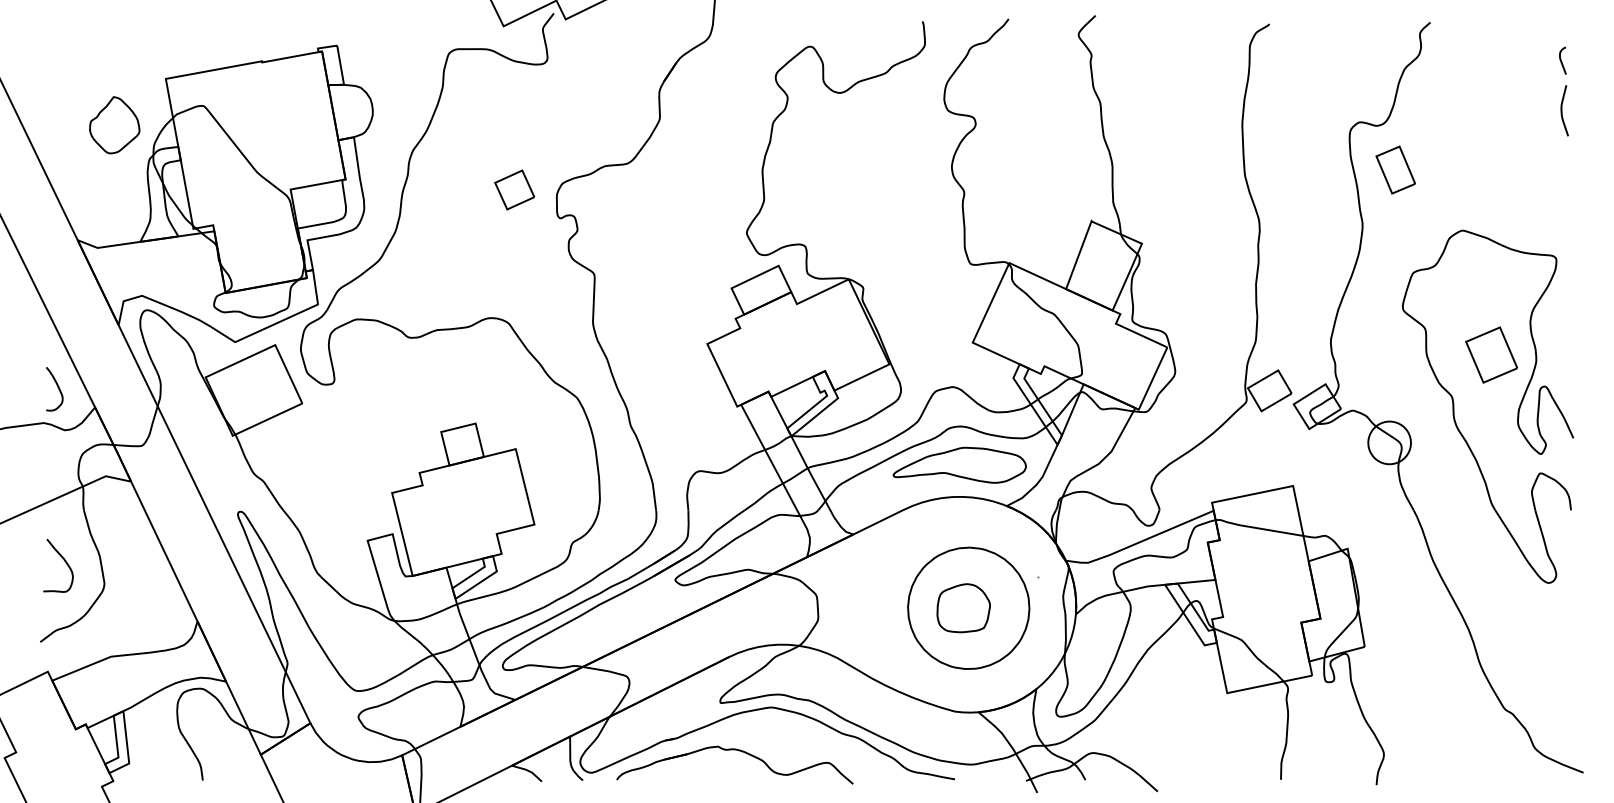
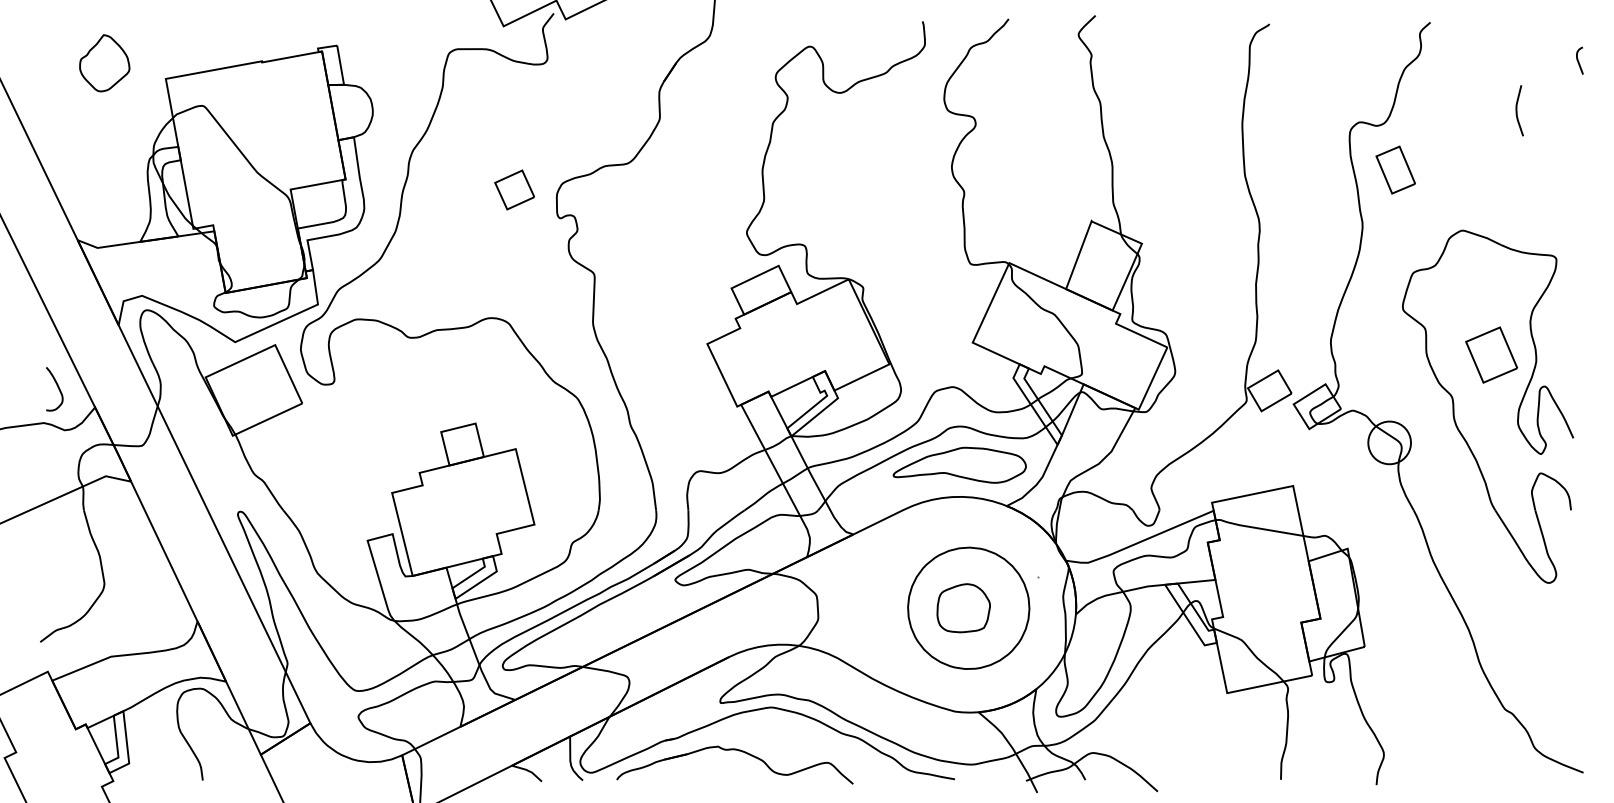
curve position: (1561, 60) -> (1578, 60) (1578, 60)
curve position: (1562, 110) -> (1517, 110) (1517, 110)
part position: (114, 125) -> (104, 63) (104, 63)
curve: present -> none (63, 560)
